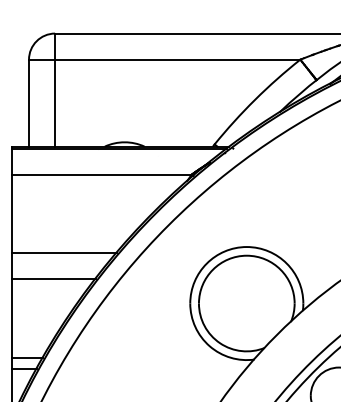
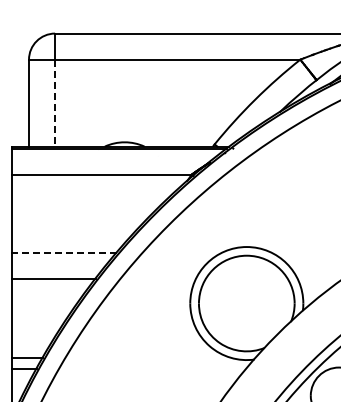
line: solid -> dashed (55, 103)
line: solid -> dashed (64, 253)
